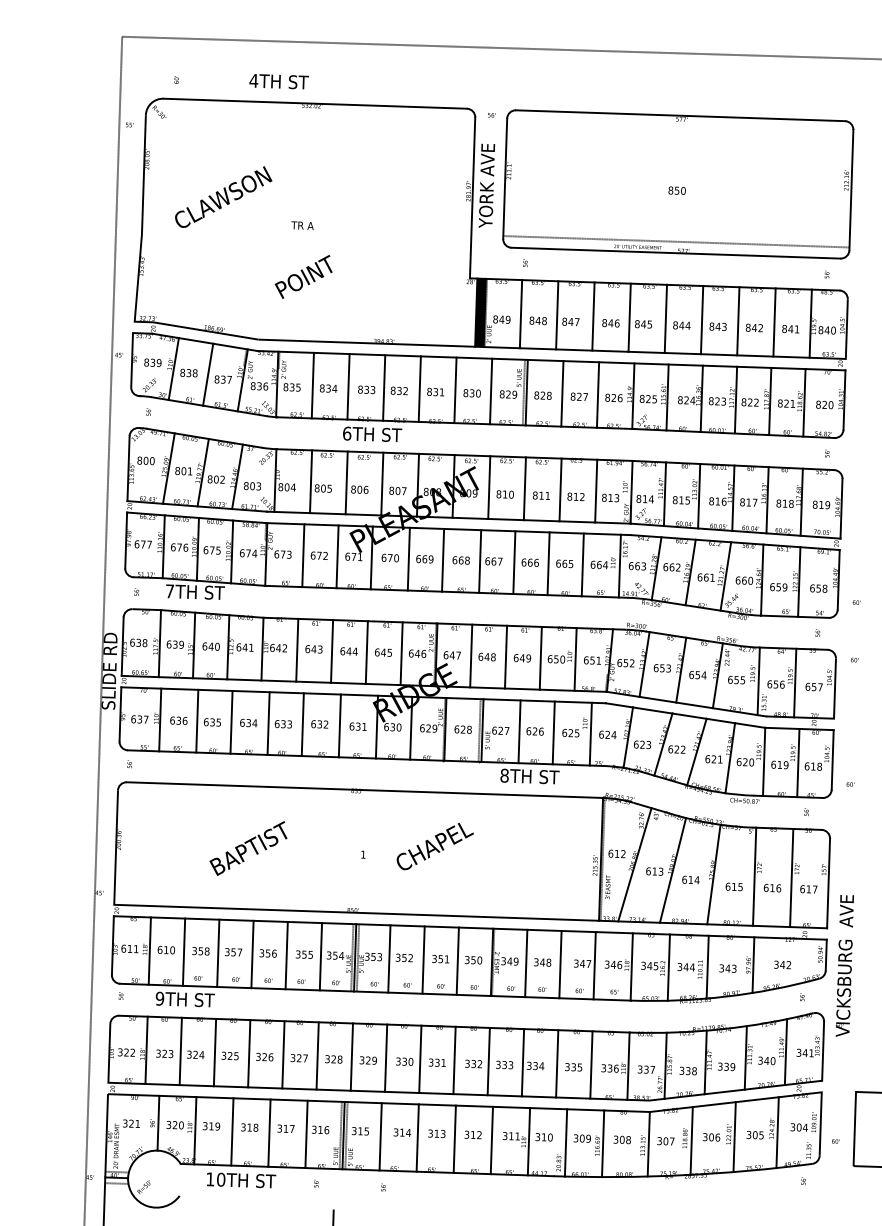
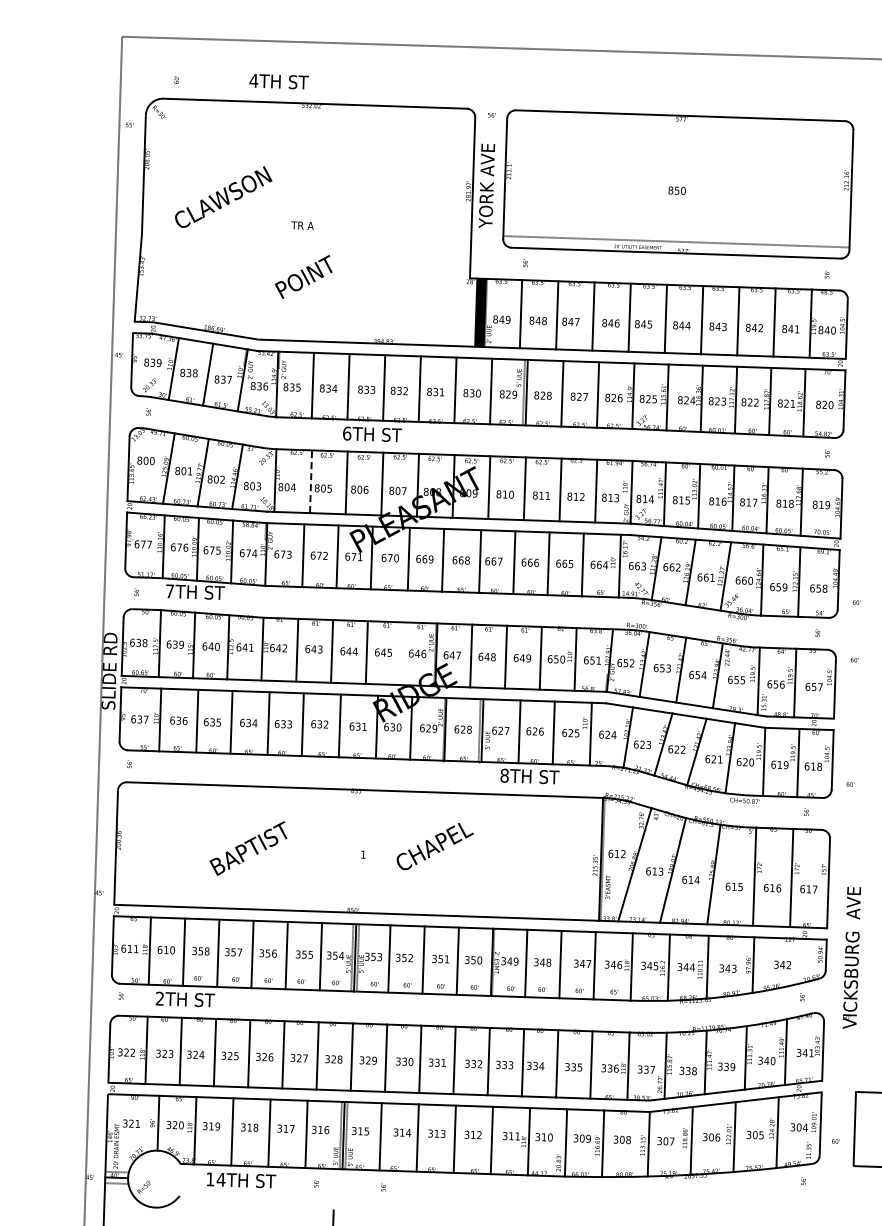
line: solid -> dashed (311, 481)
line: present -> none (401, 653)
text position: (844, 965) -> (851, 957) (851, 957)
text: 9TH -> 2TH (159, 998)
text: 10TH -> 14TH (220, 1179)
